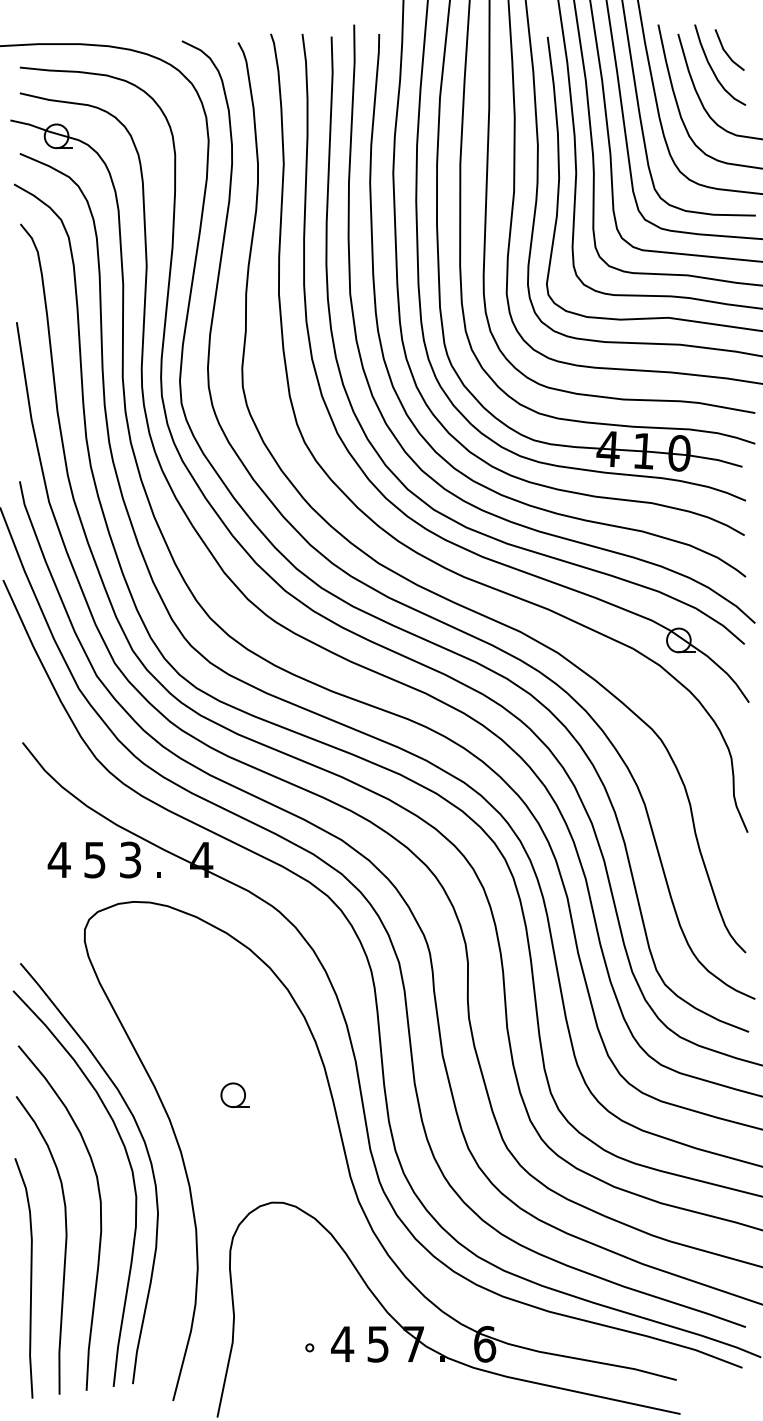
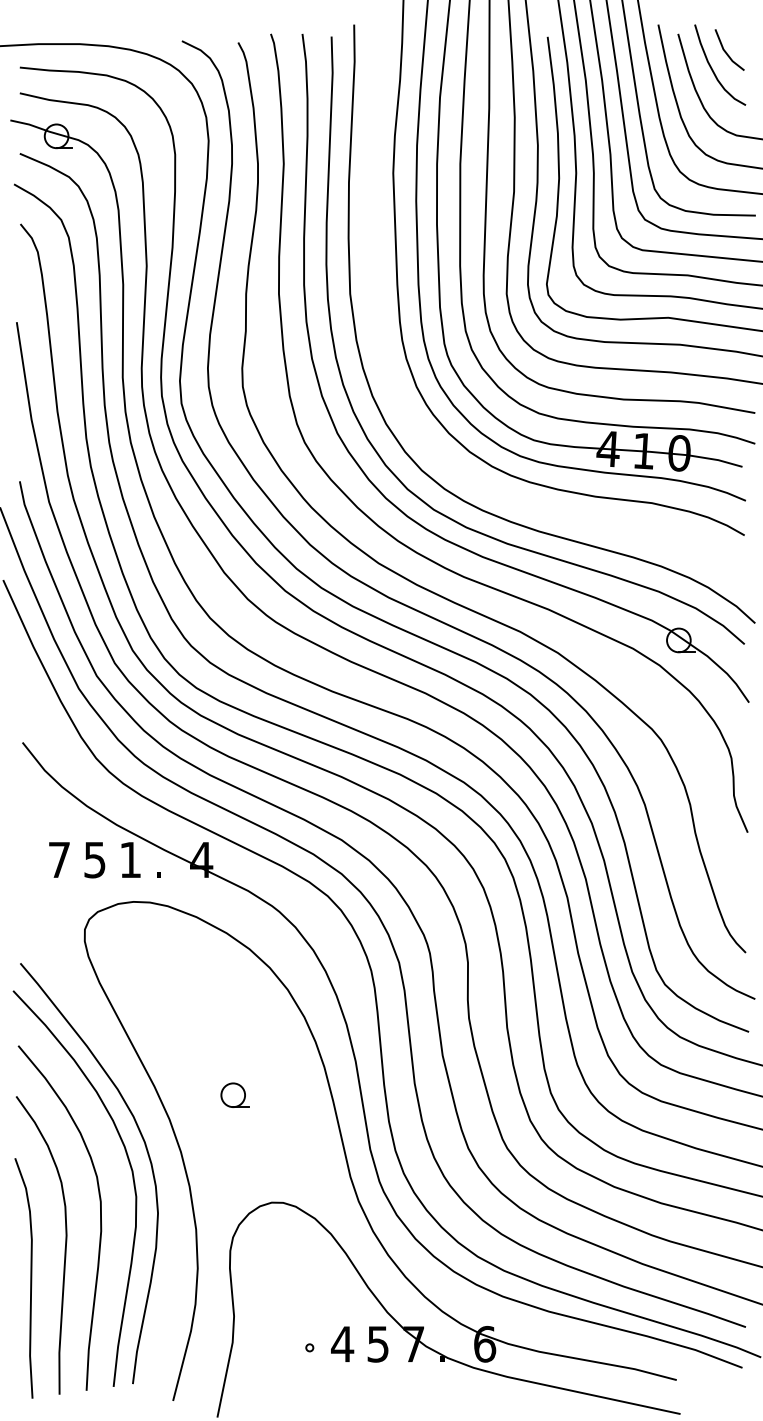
curve: present -> none (381, 341)
text: 4 -> 7 (58, 859)
text: 3 -> 1 (130, 859)
